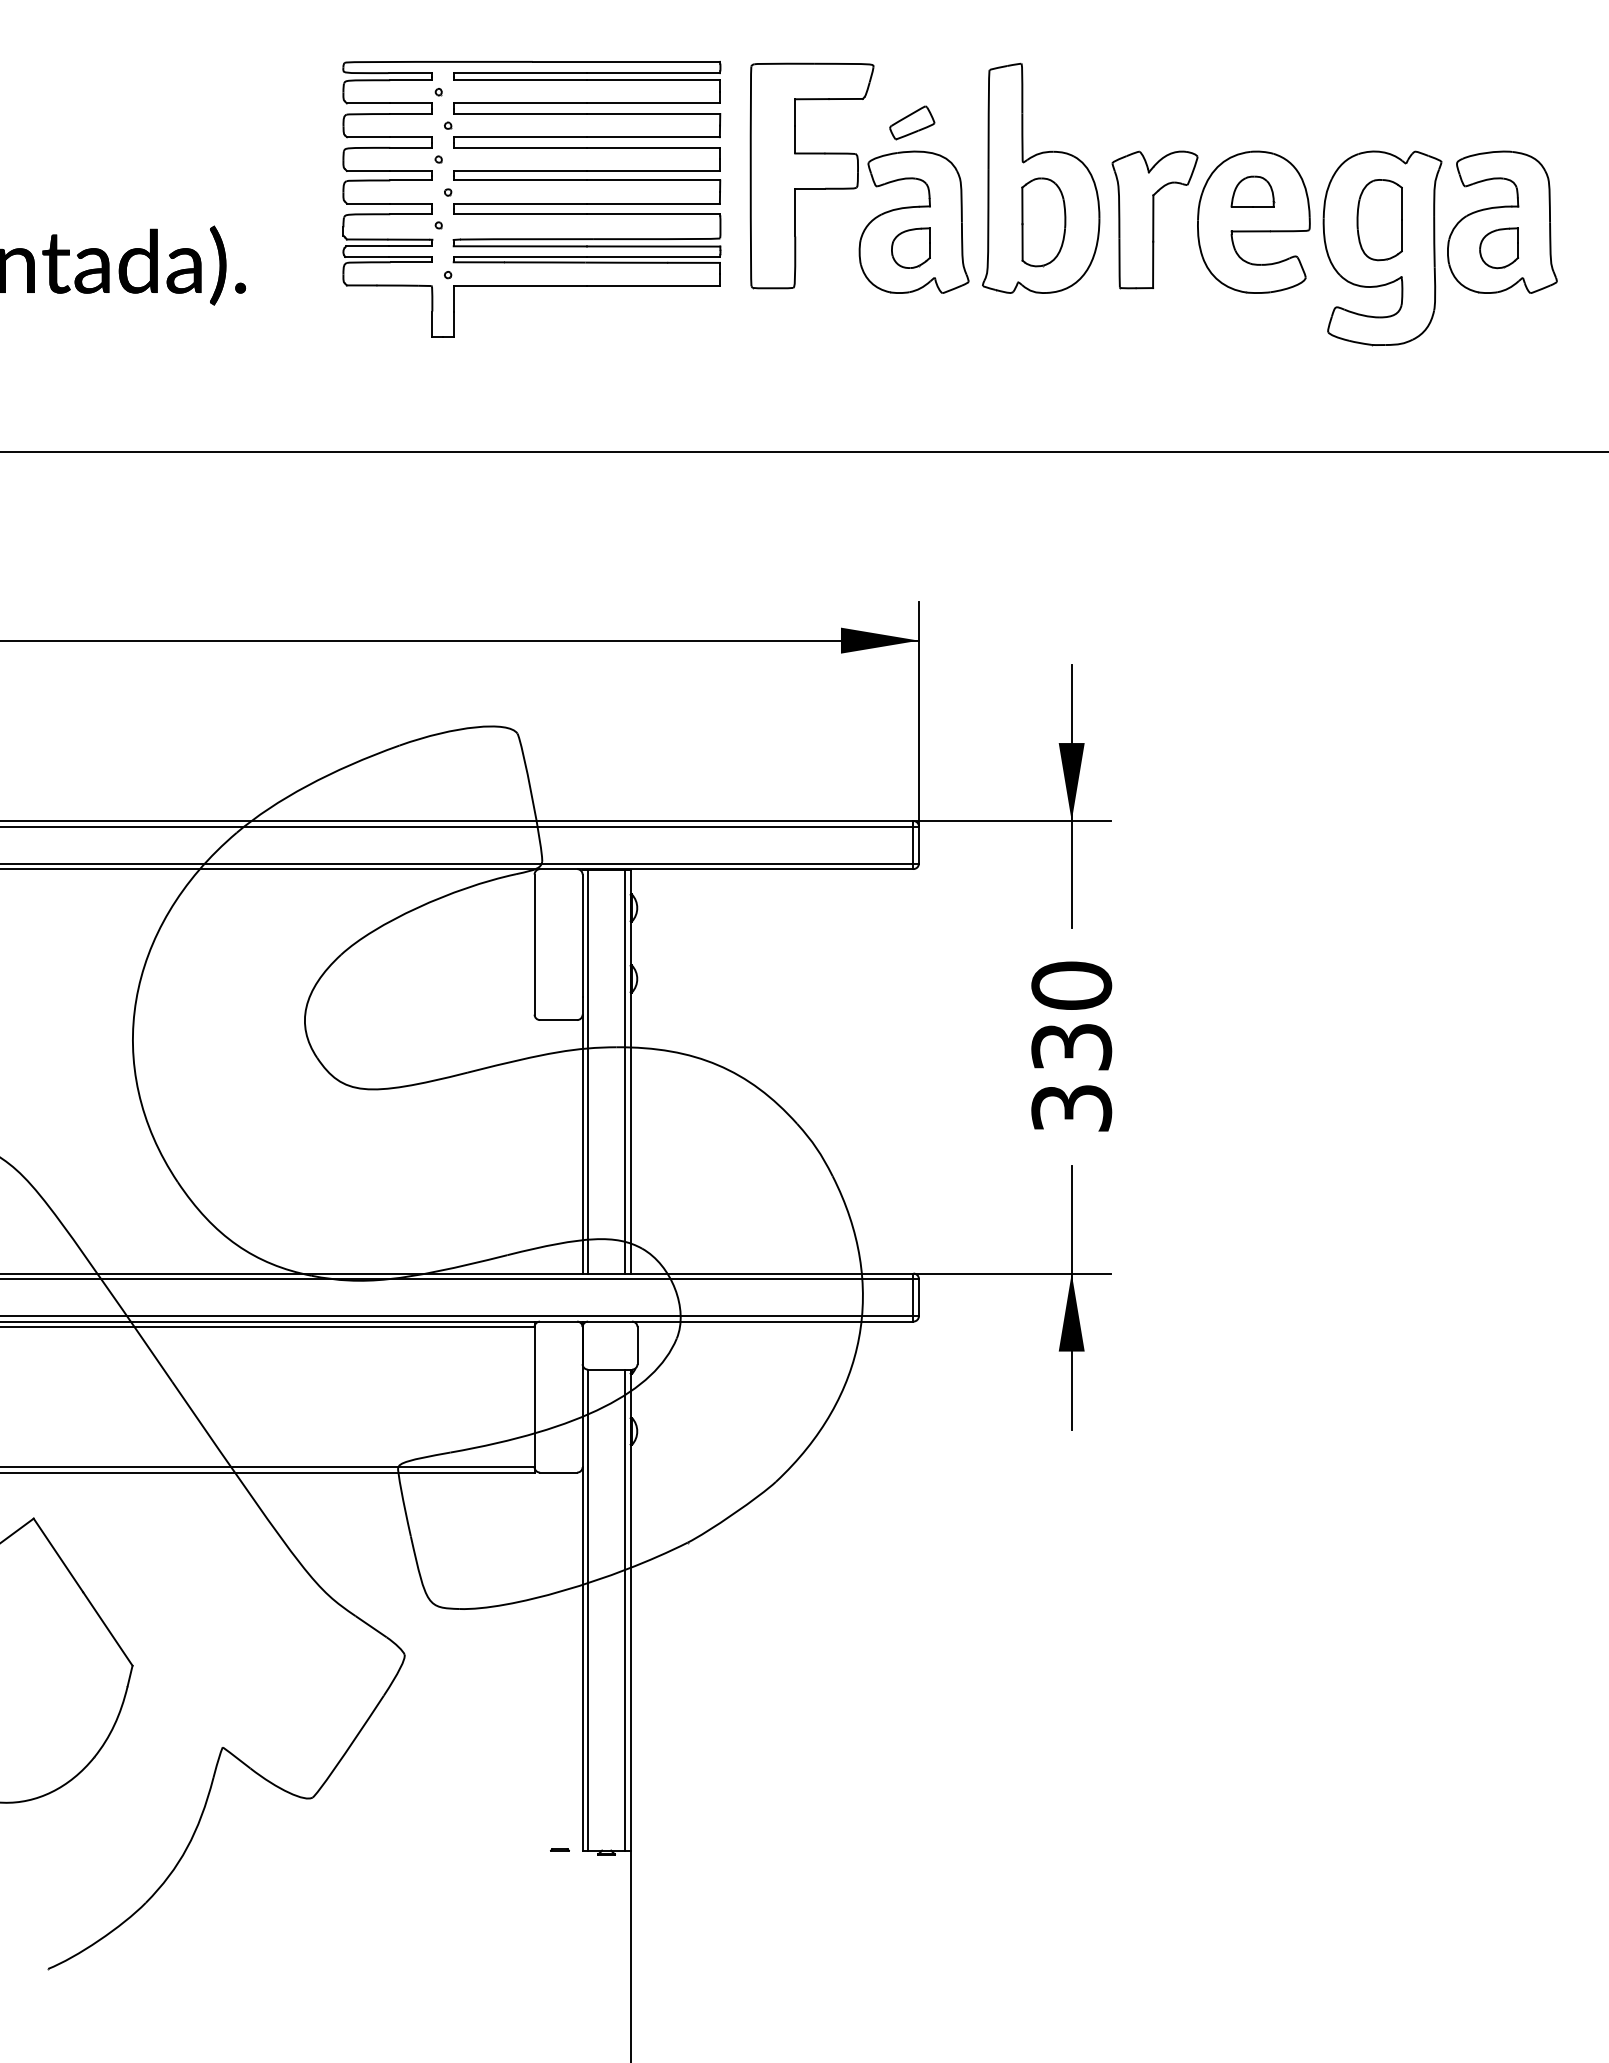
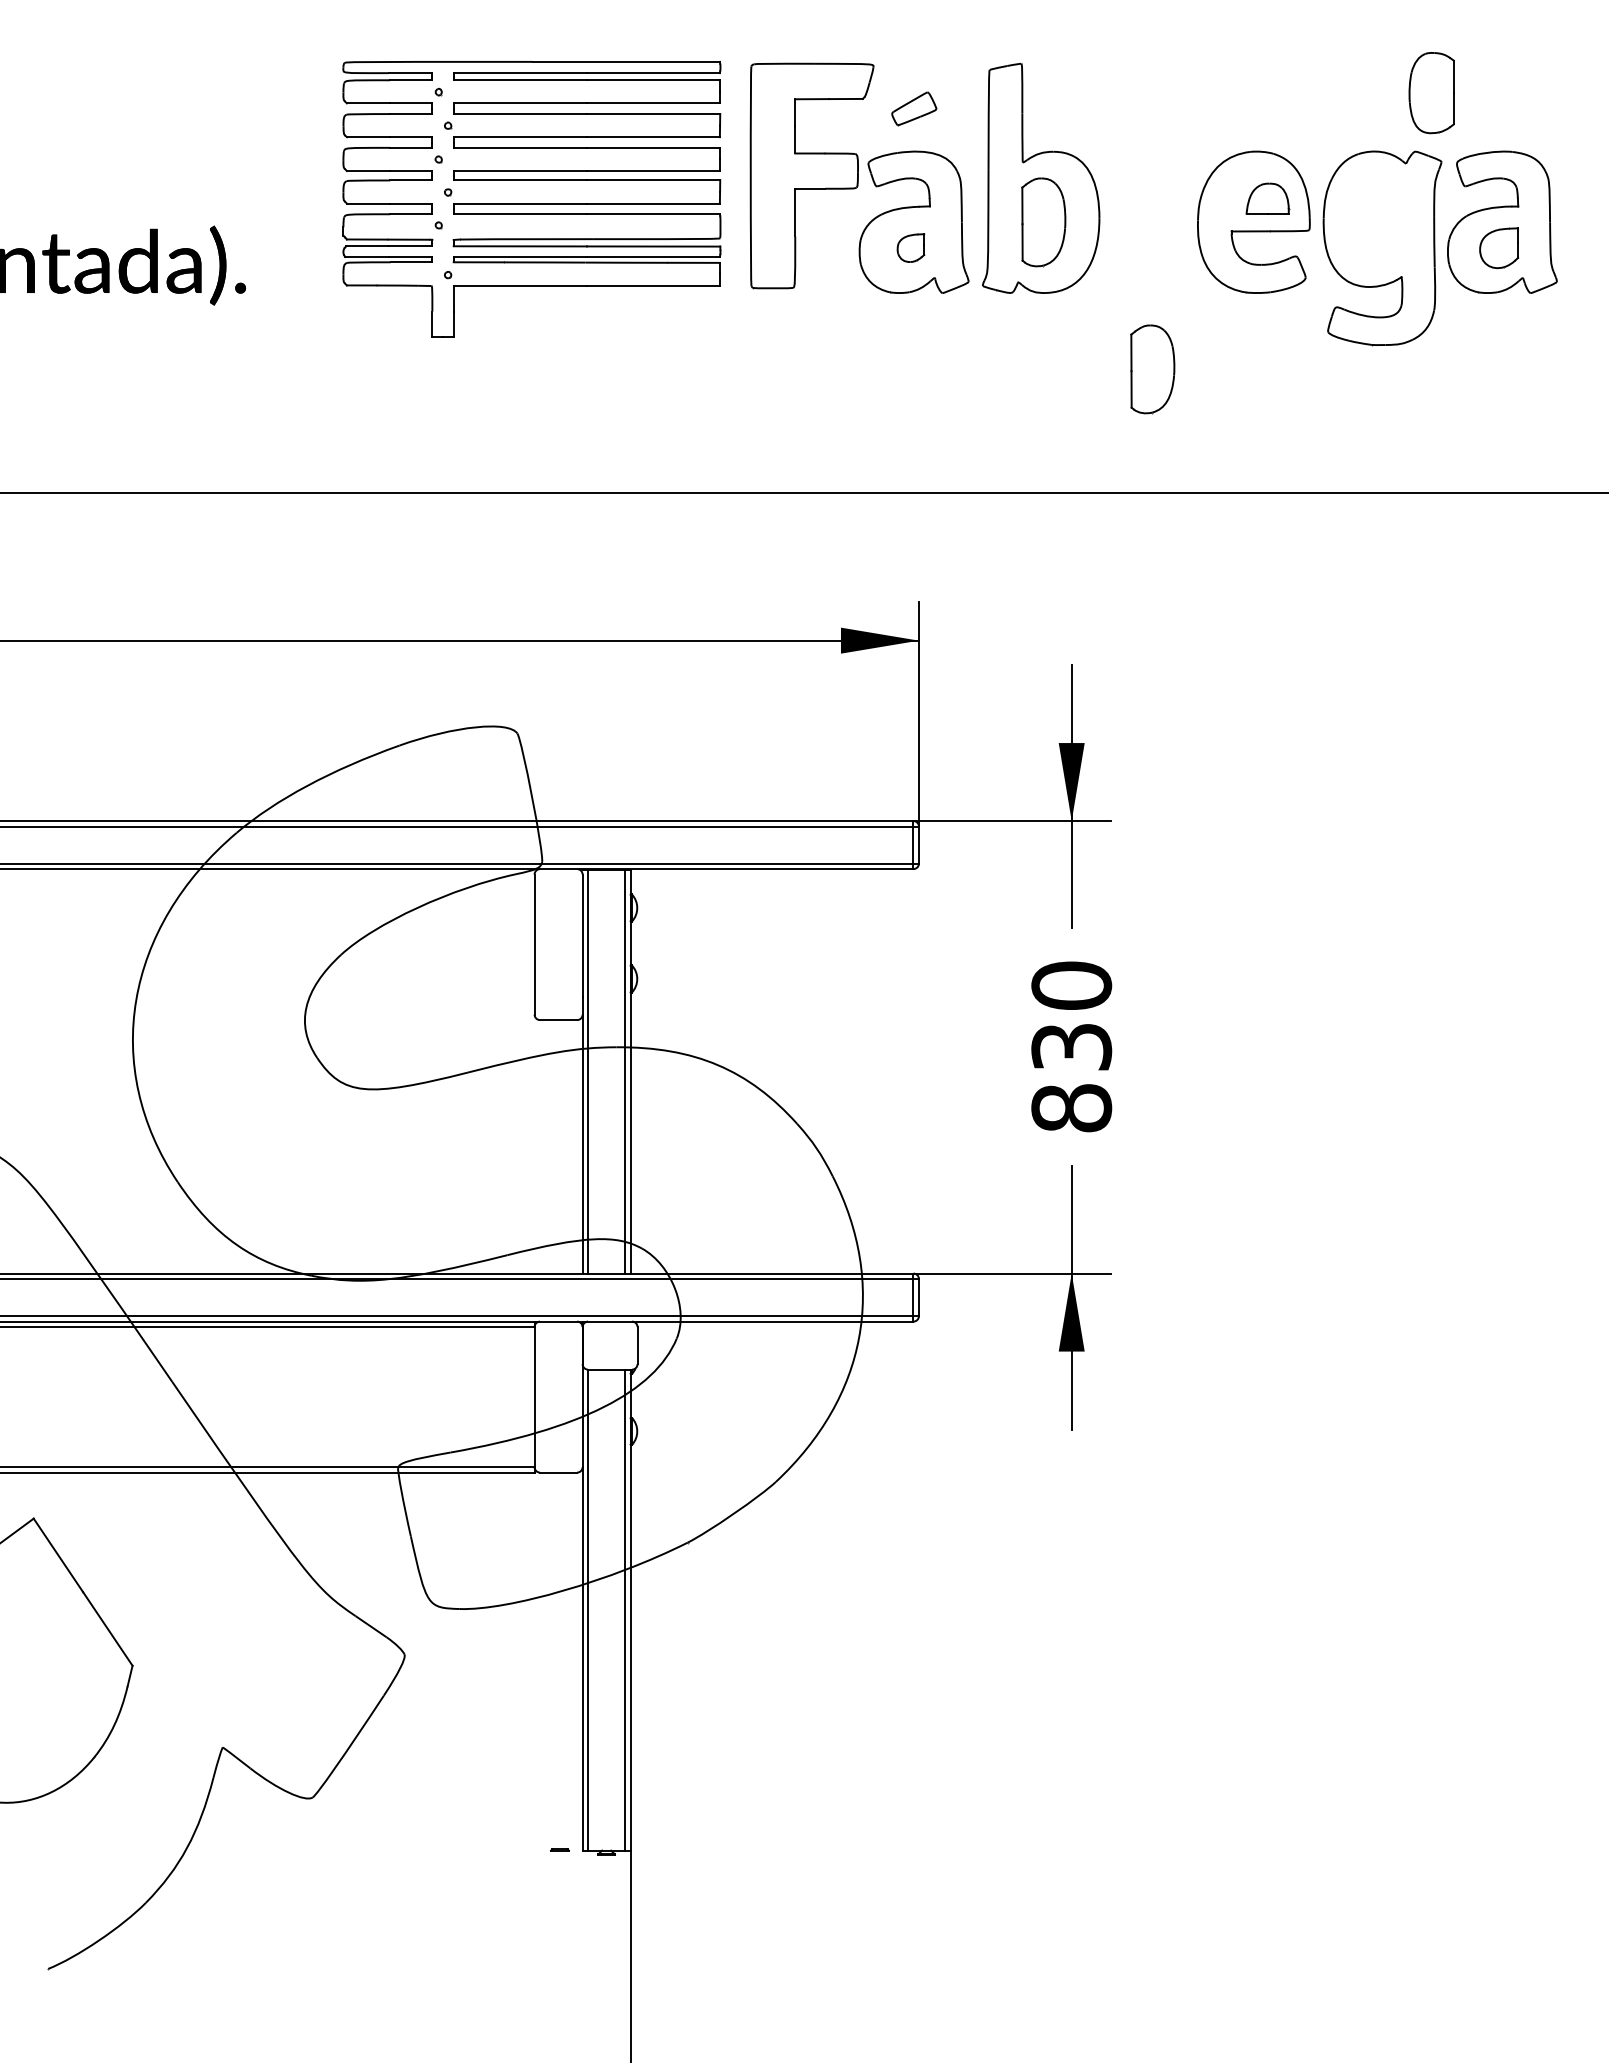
part position: (912, 122) -> (914, 108) (914, 108)
part position: (1252, 191) -> (1267, 198) (1267, 198)
part: present -> none (1154, 219)
part position: (1379, 220) -> (1431, 93) (1431, 93)
part size: 40x42 px -> 30x30 px (910, 247)
part: none -> present (1152, 369)
line position: (803, 452) -> (803, 493) (803, 493)
text: 330 -> 830 (1071, 1108)
